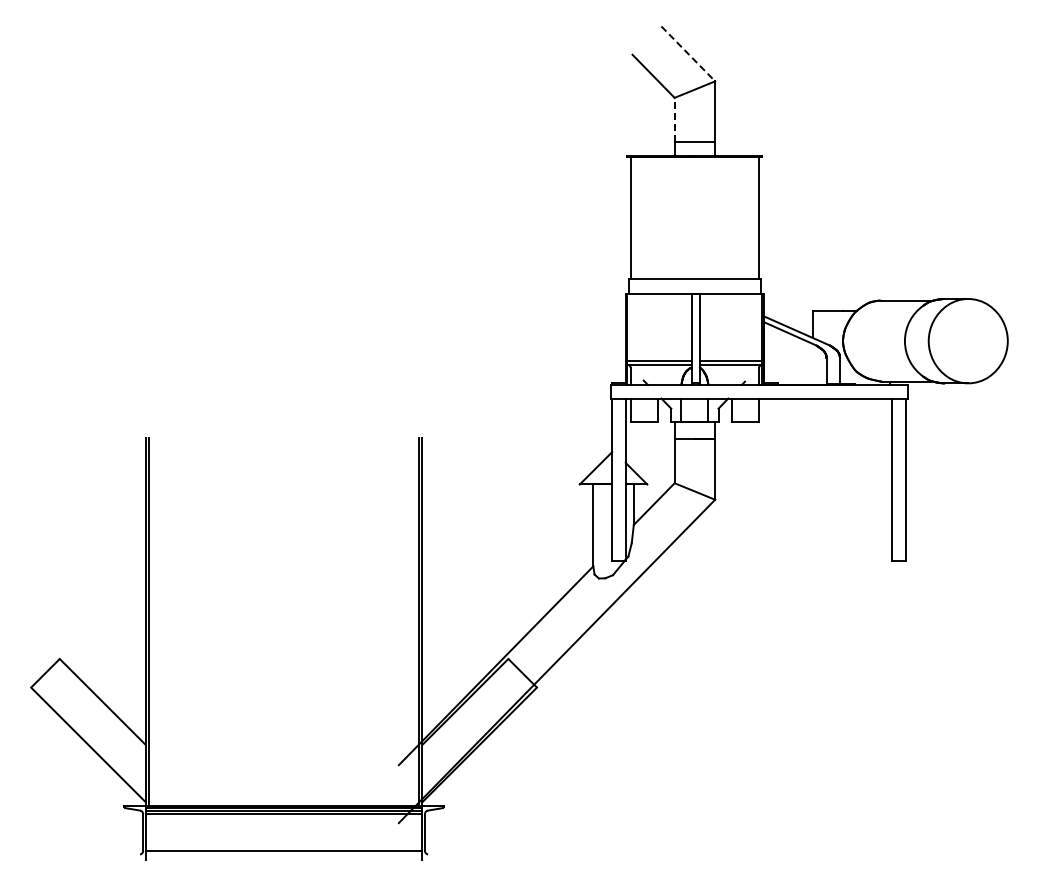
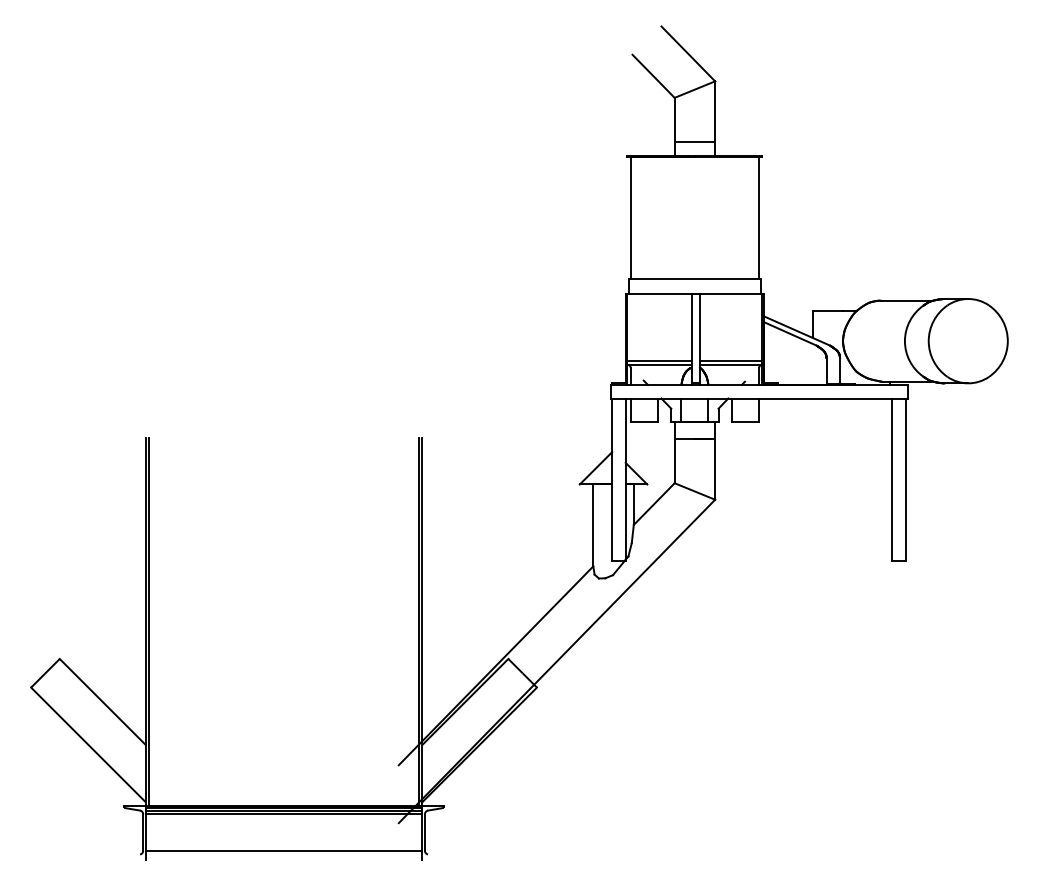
line: dashed -> solid (688, 54)
line: dashed -> solid (674, 119)
